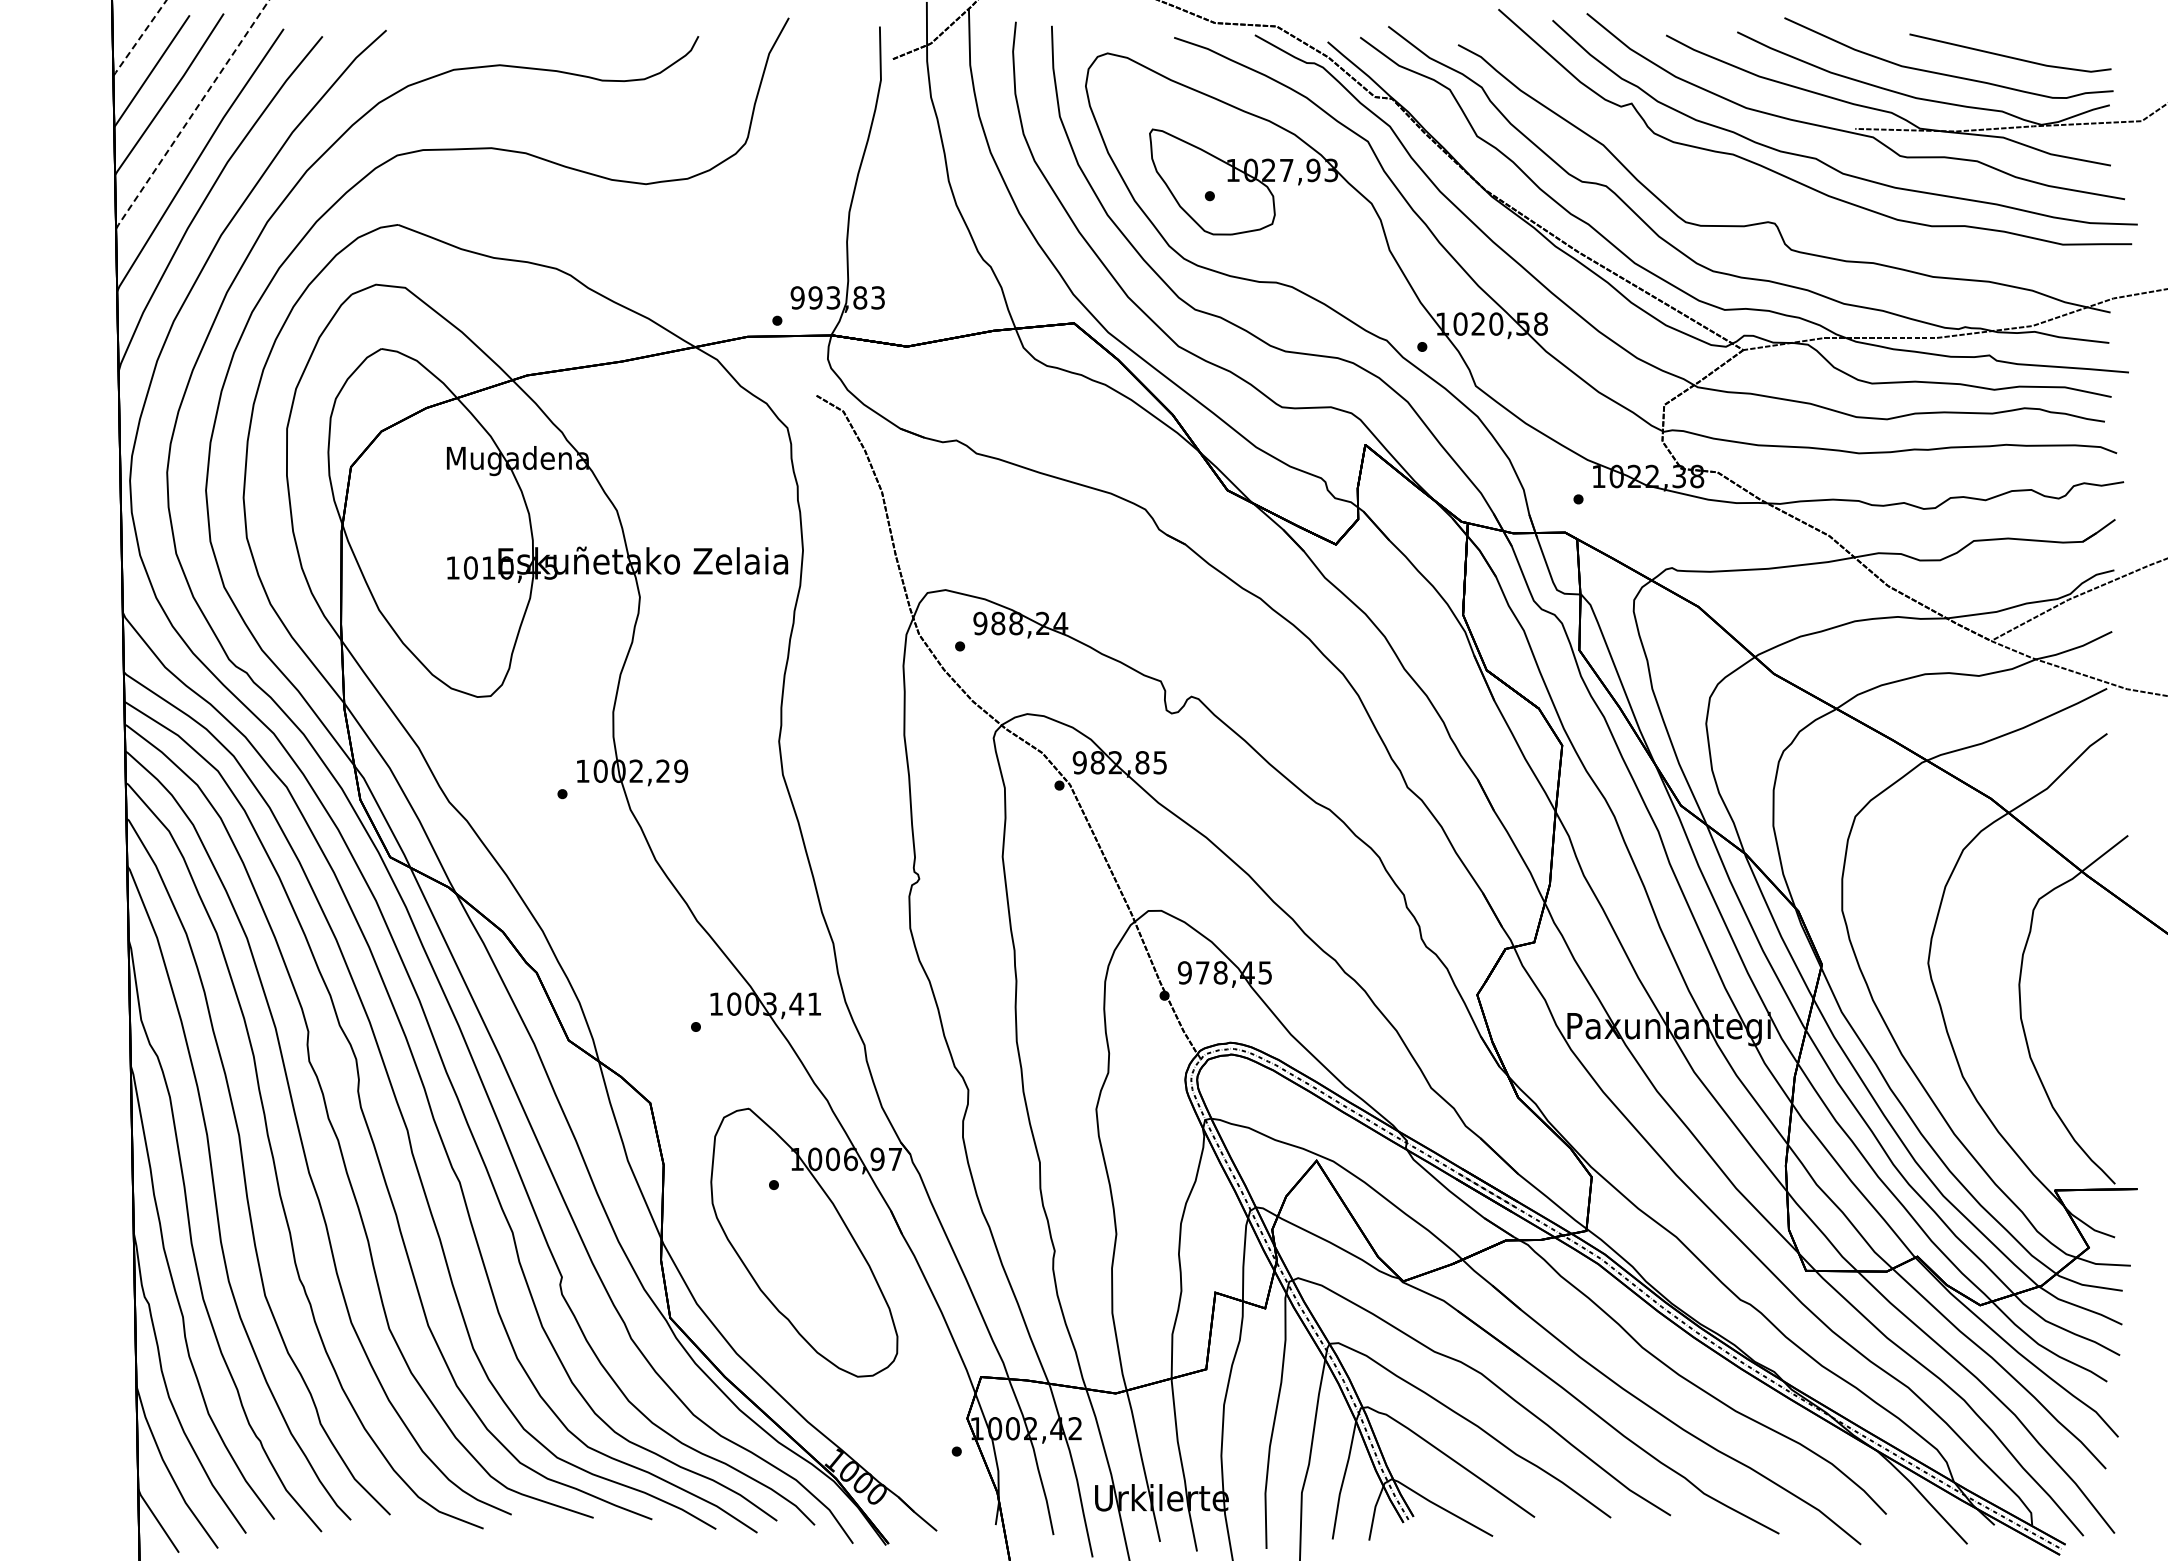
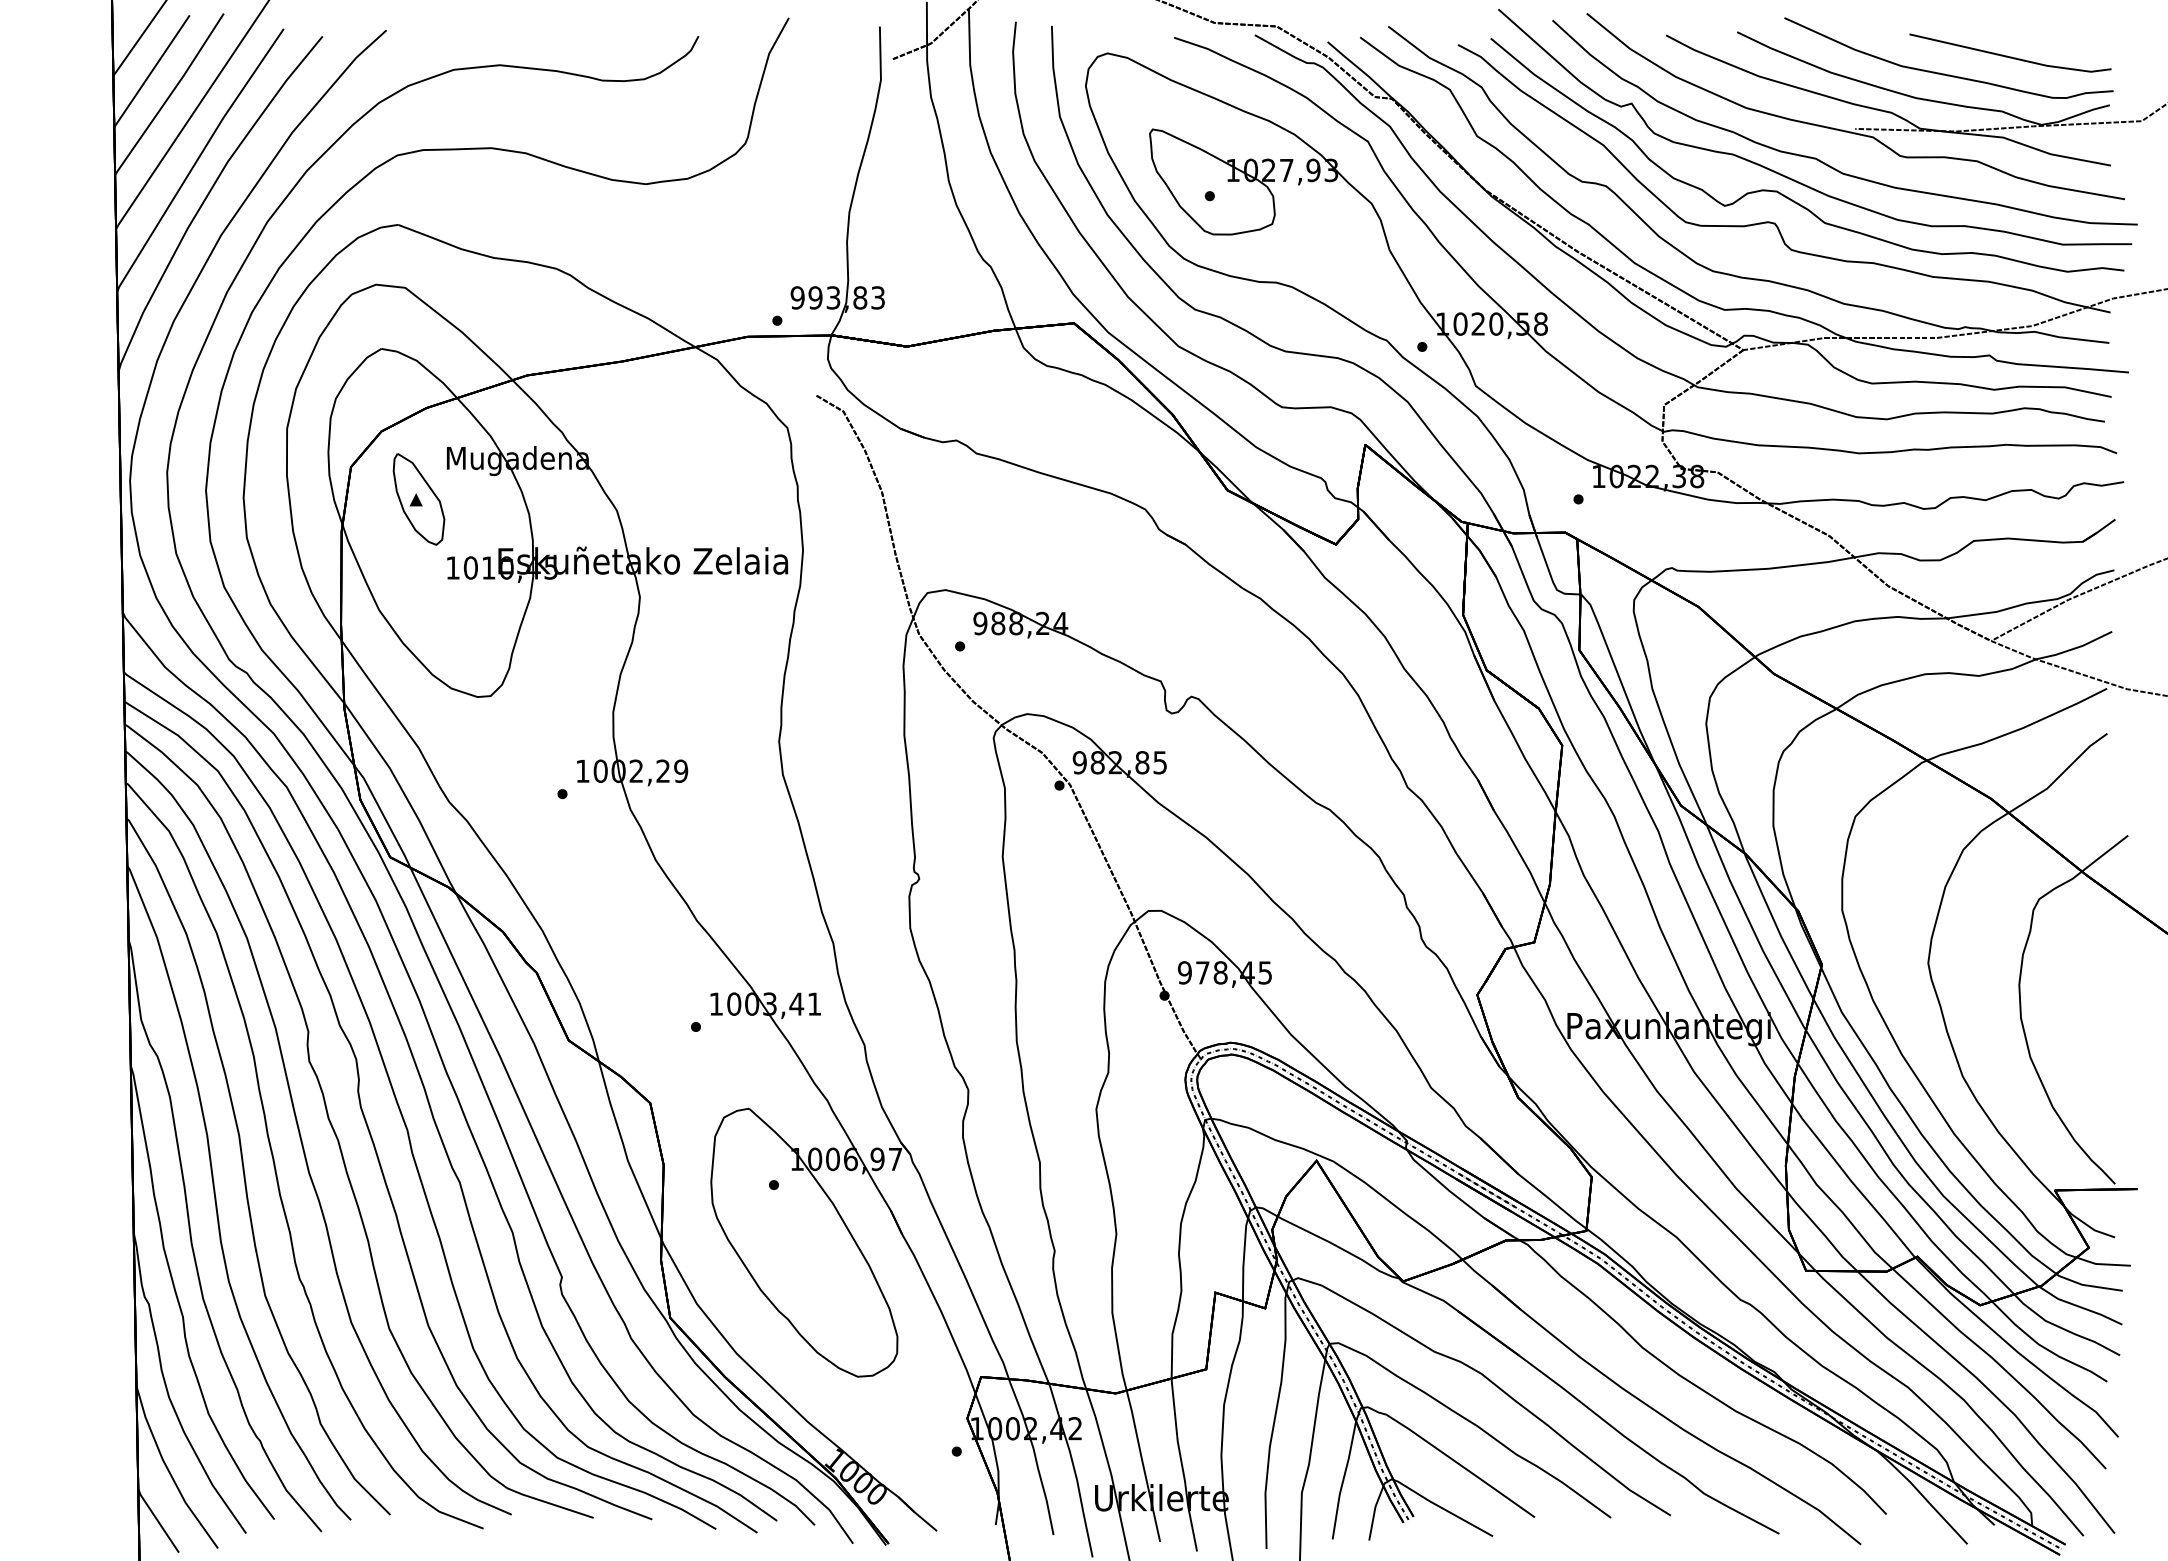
line: dashed -> solid (139, 38)
line: dashed -> solid (192, 114)
curve: none -> present (1782, 193)
part: none -> present (418, 499)
